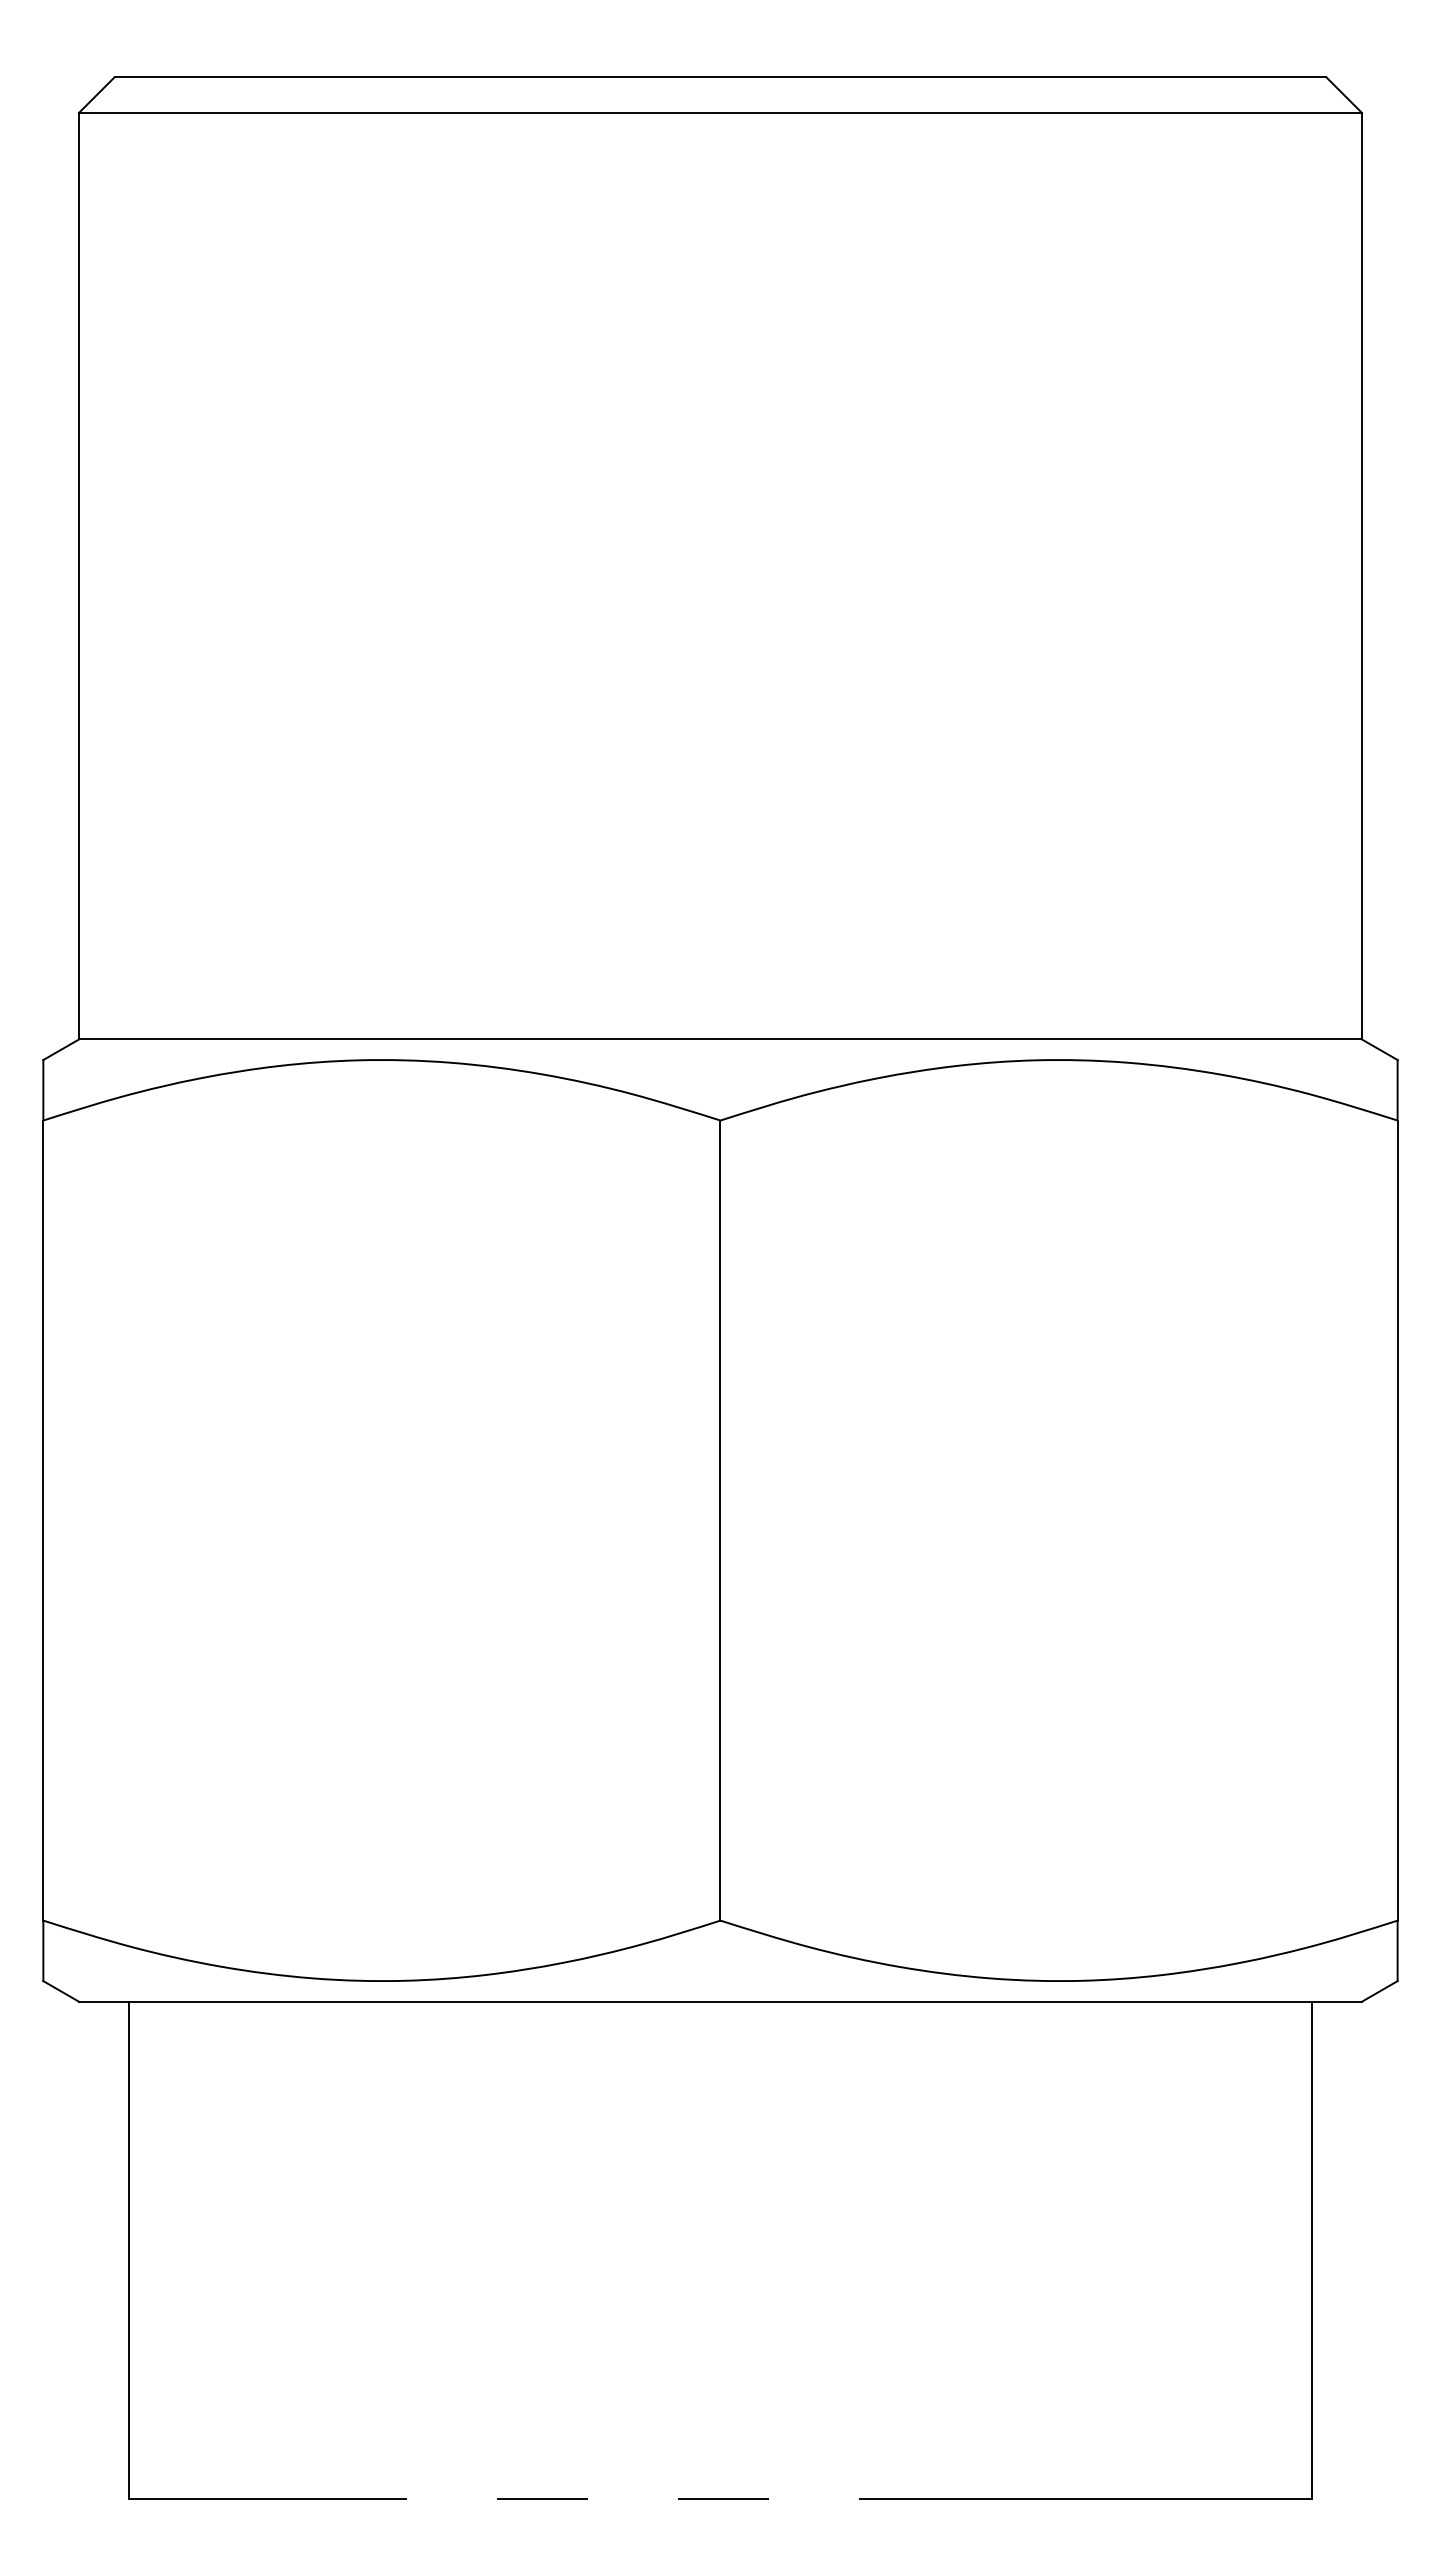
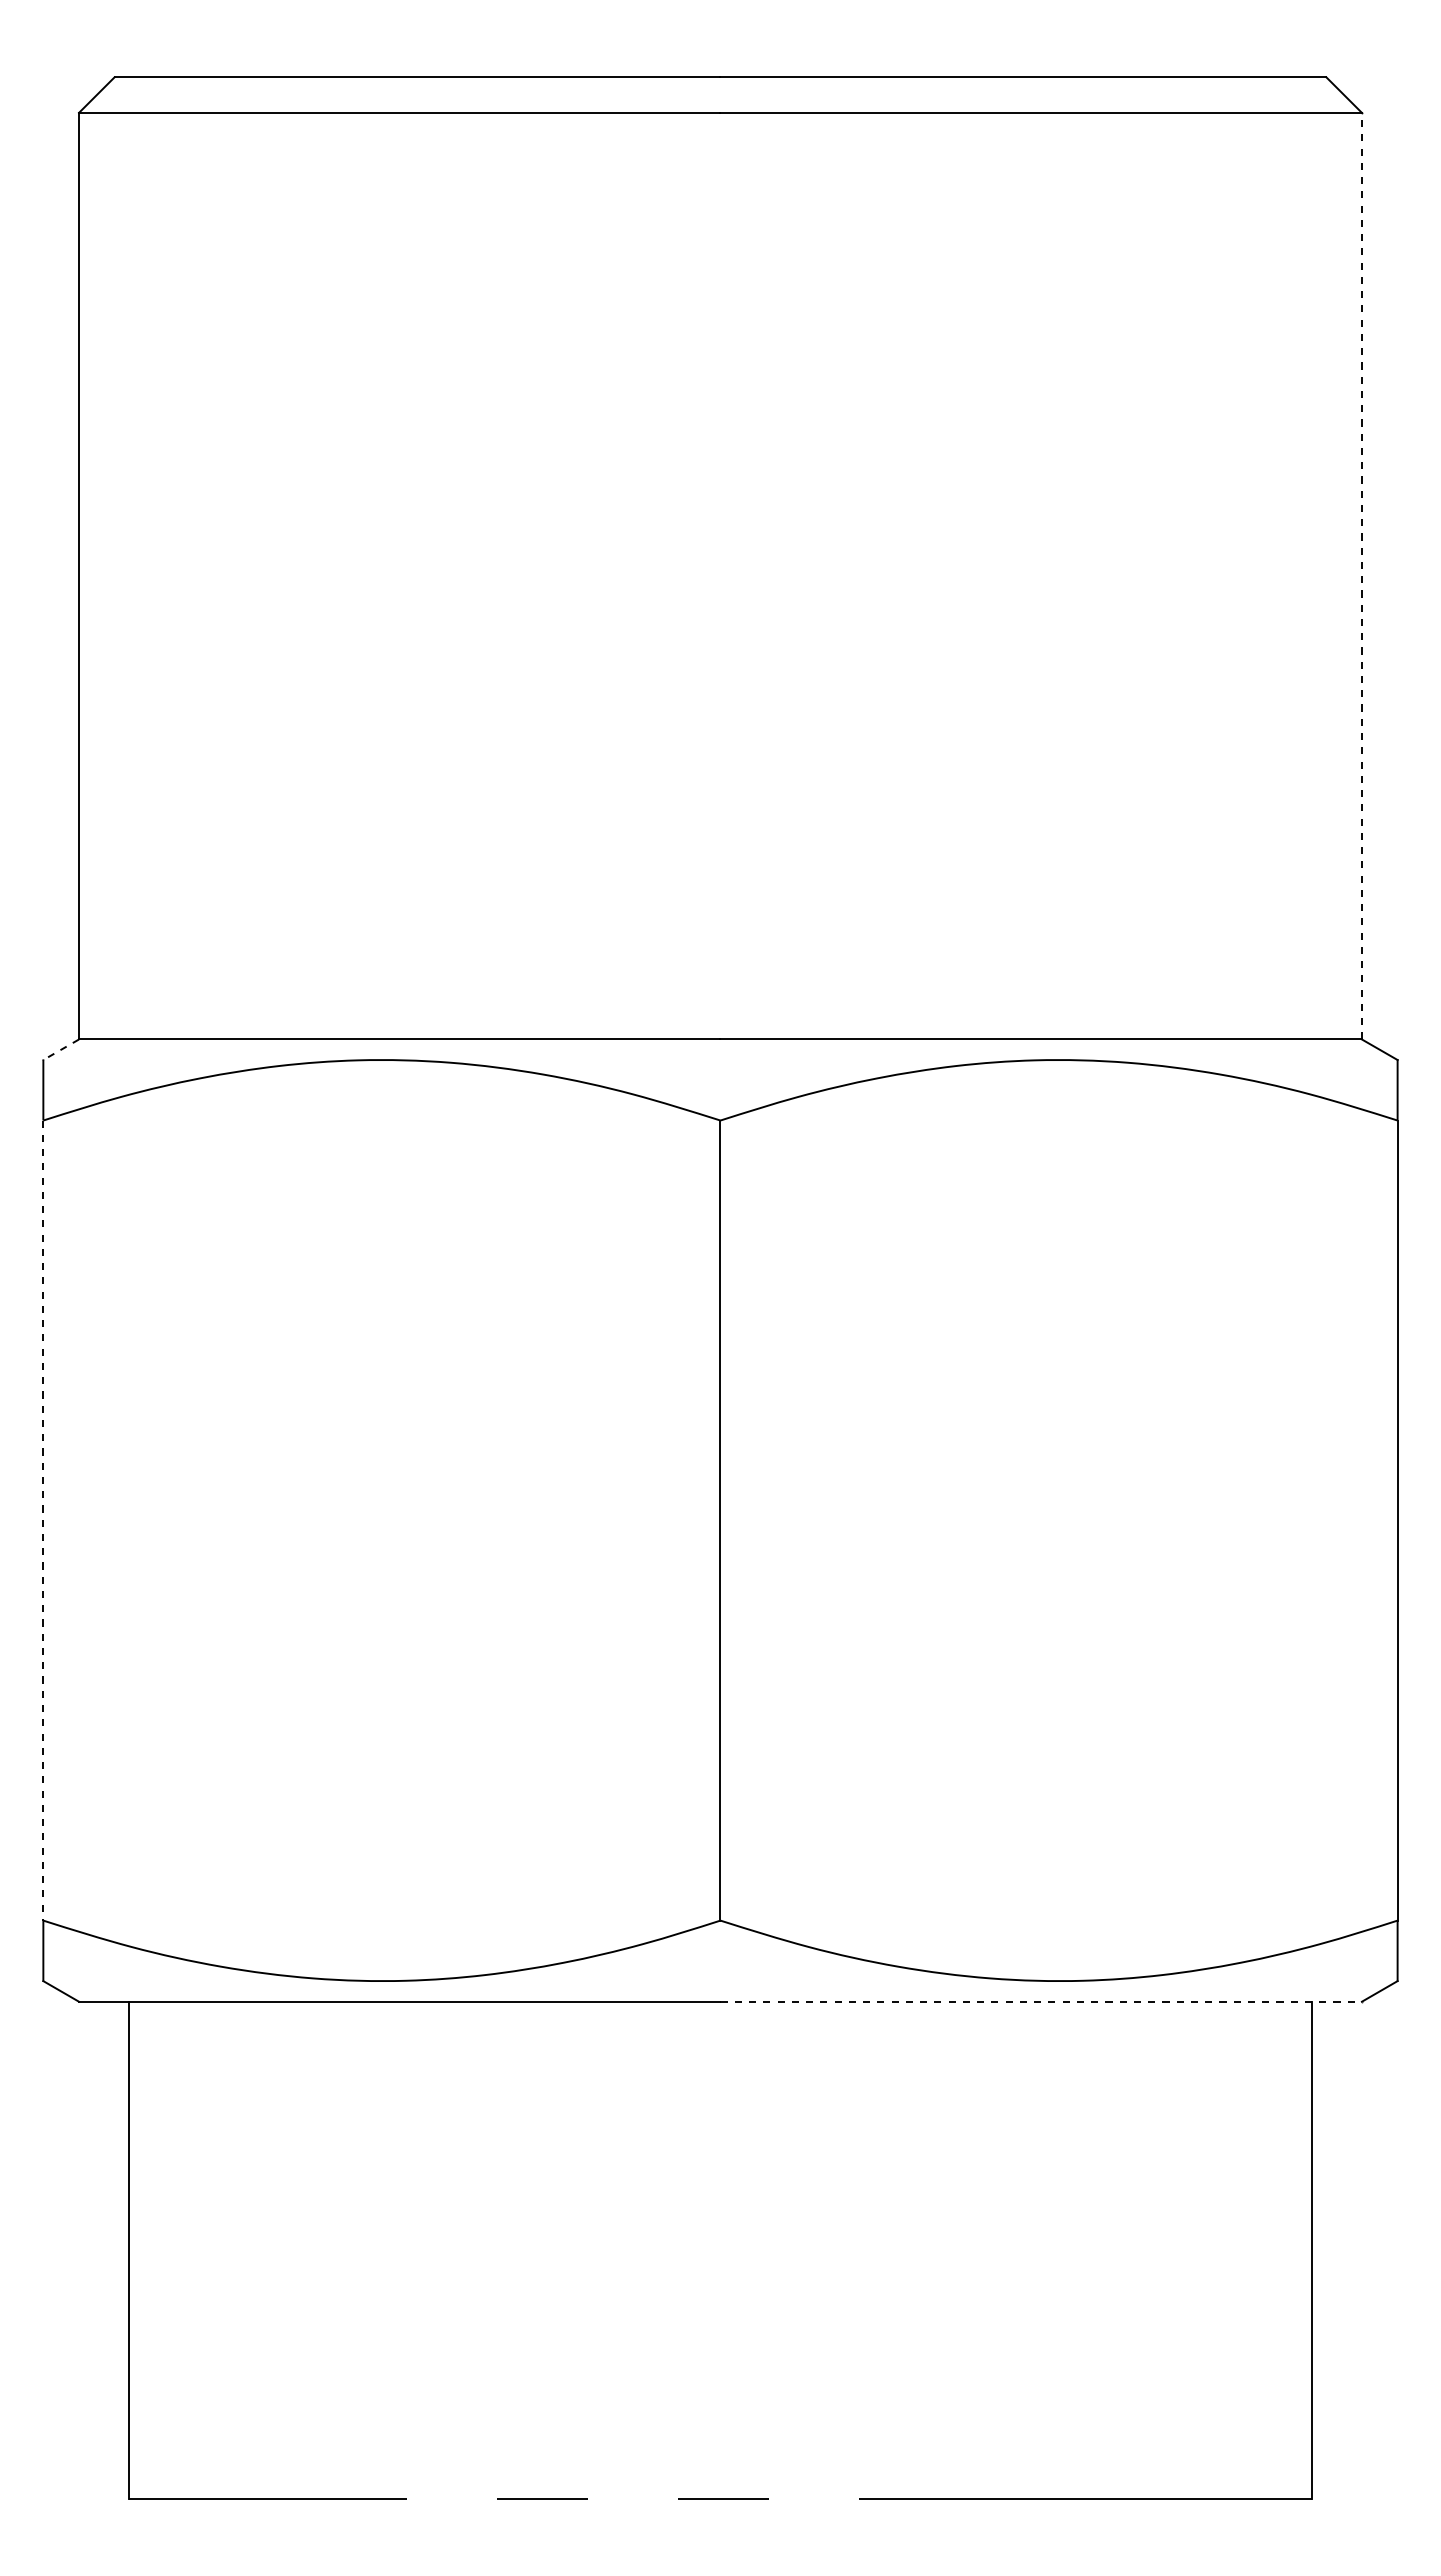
line: solid -> dashed (1361, 575)
line: solid -> dashed (61, 1049)
line: solid -> dashed (43, 1521)
line: solid -> dashed (1041, 2001)
